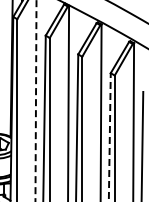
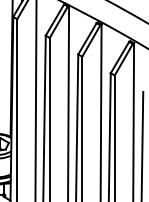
line: dashed -> solid (35, 100)
line: dashed -> solid (109, 137)
